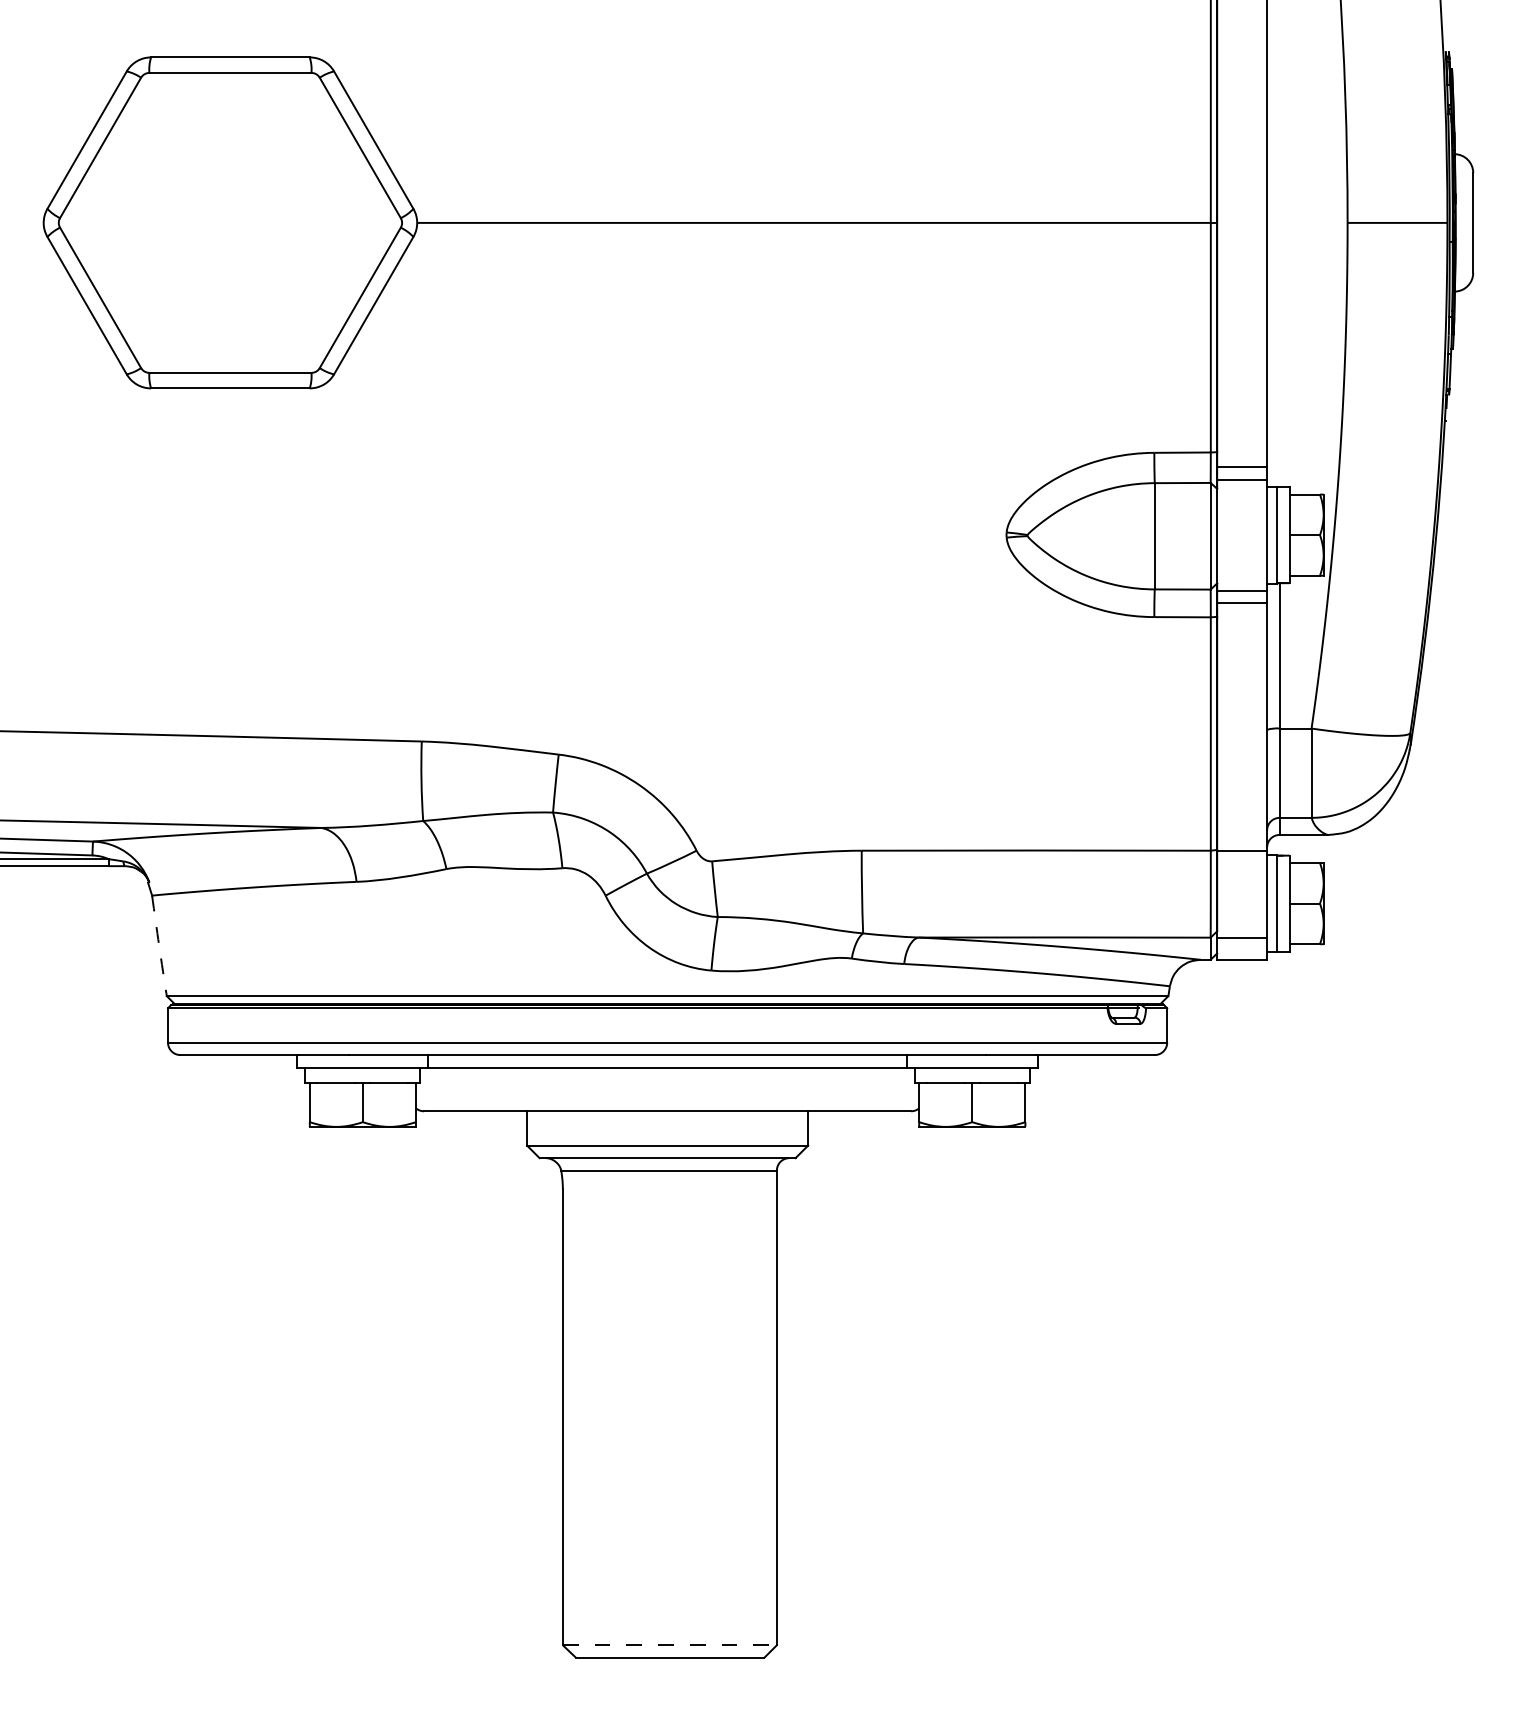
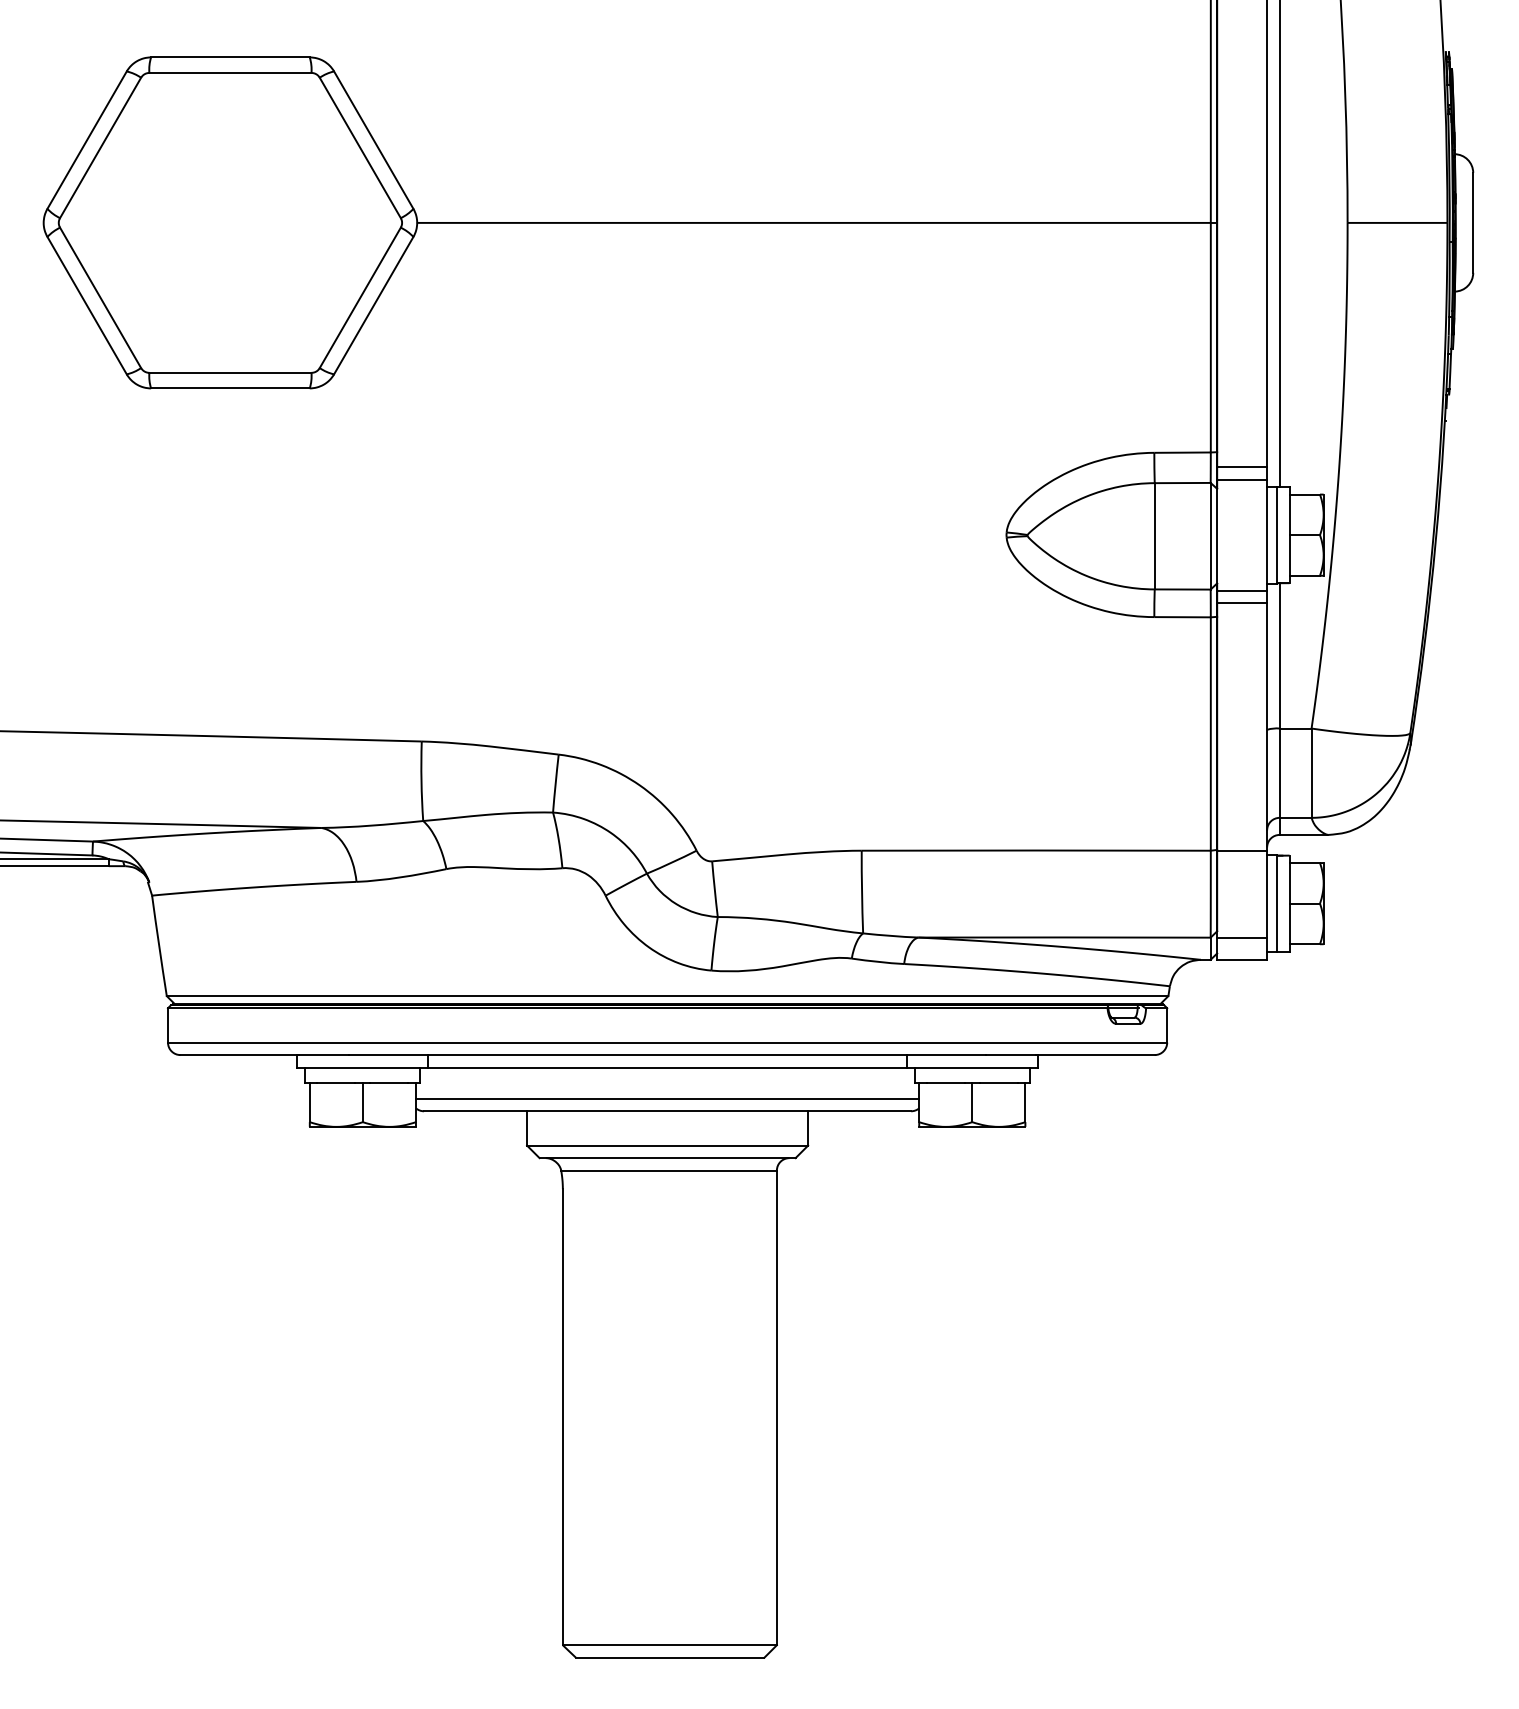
line: none -> present (1279, 244)
arc: dashed -> solid (159, 945)
line: none -> present (667, 1098)
line: dashed -> solid (670, 1645)
